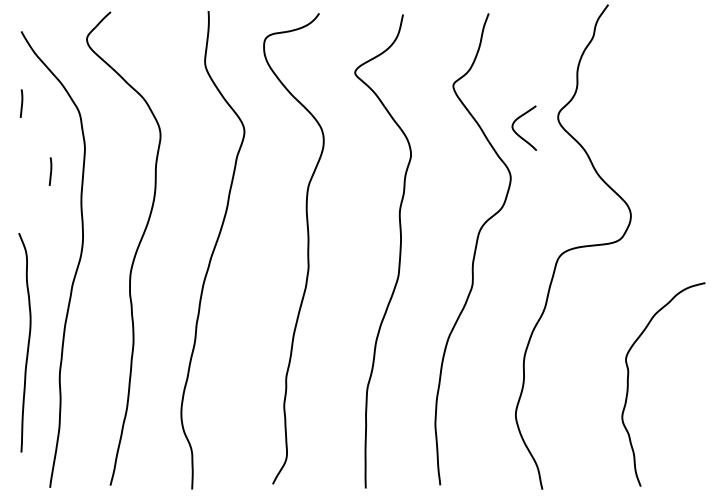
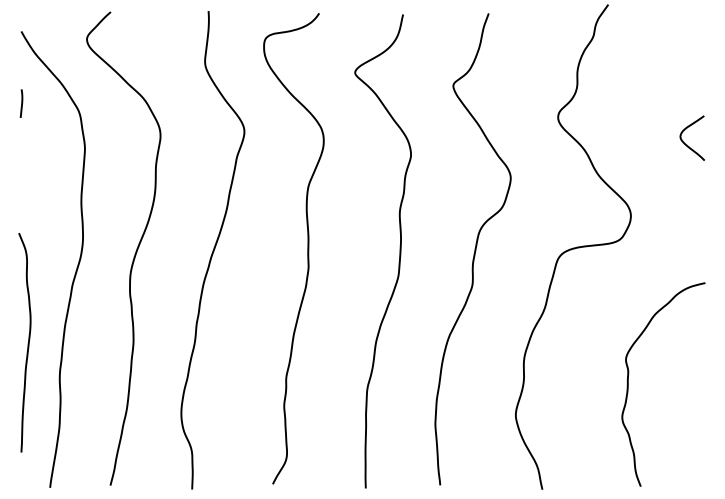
curve position: (519, 134) -> (687, 144) (687, 144)
curve: present -> none (50, 171)
